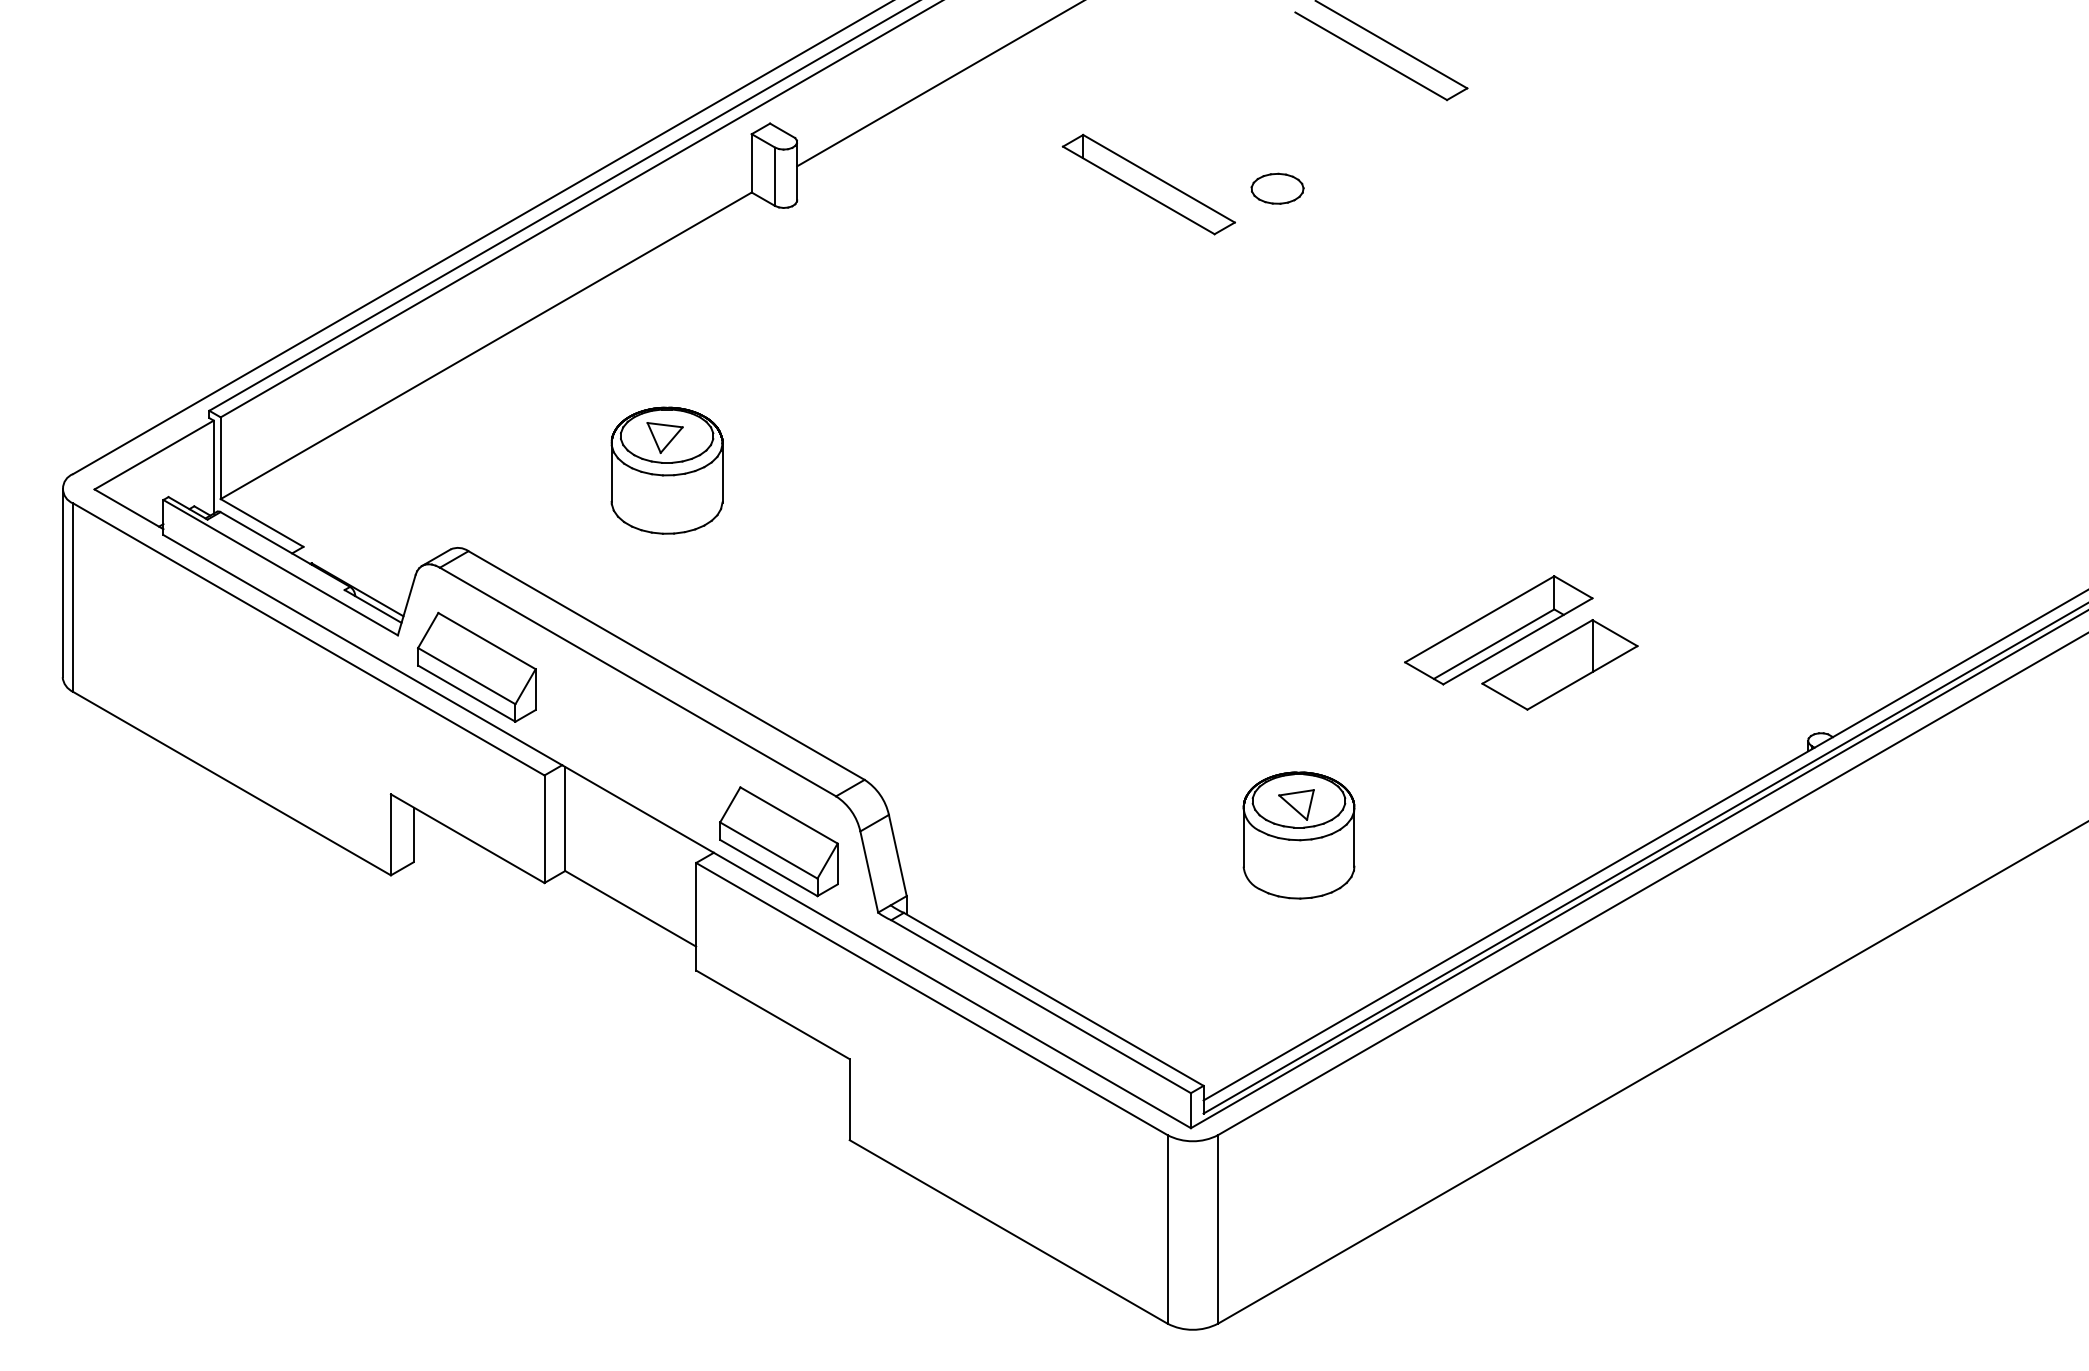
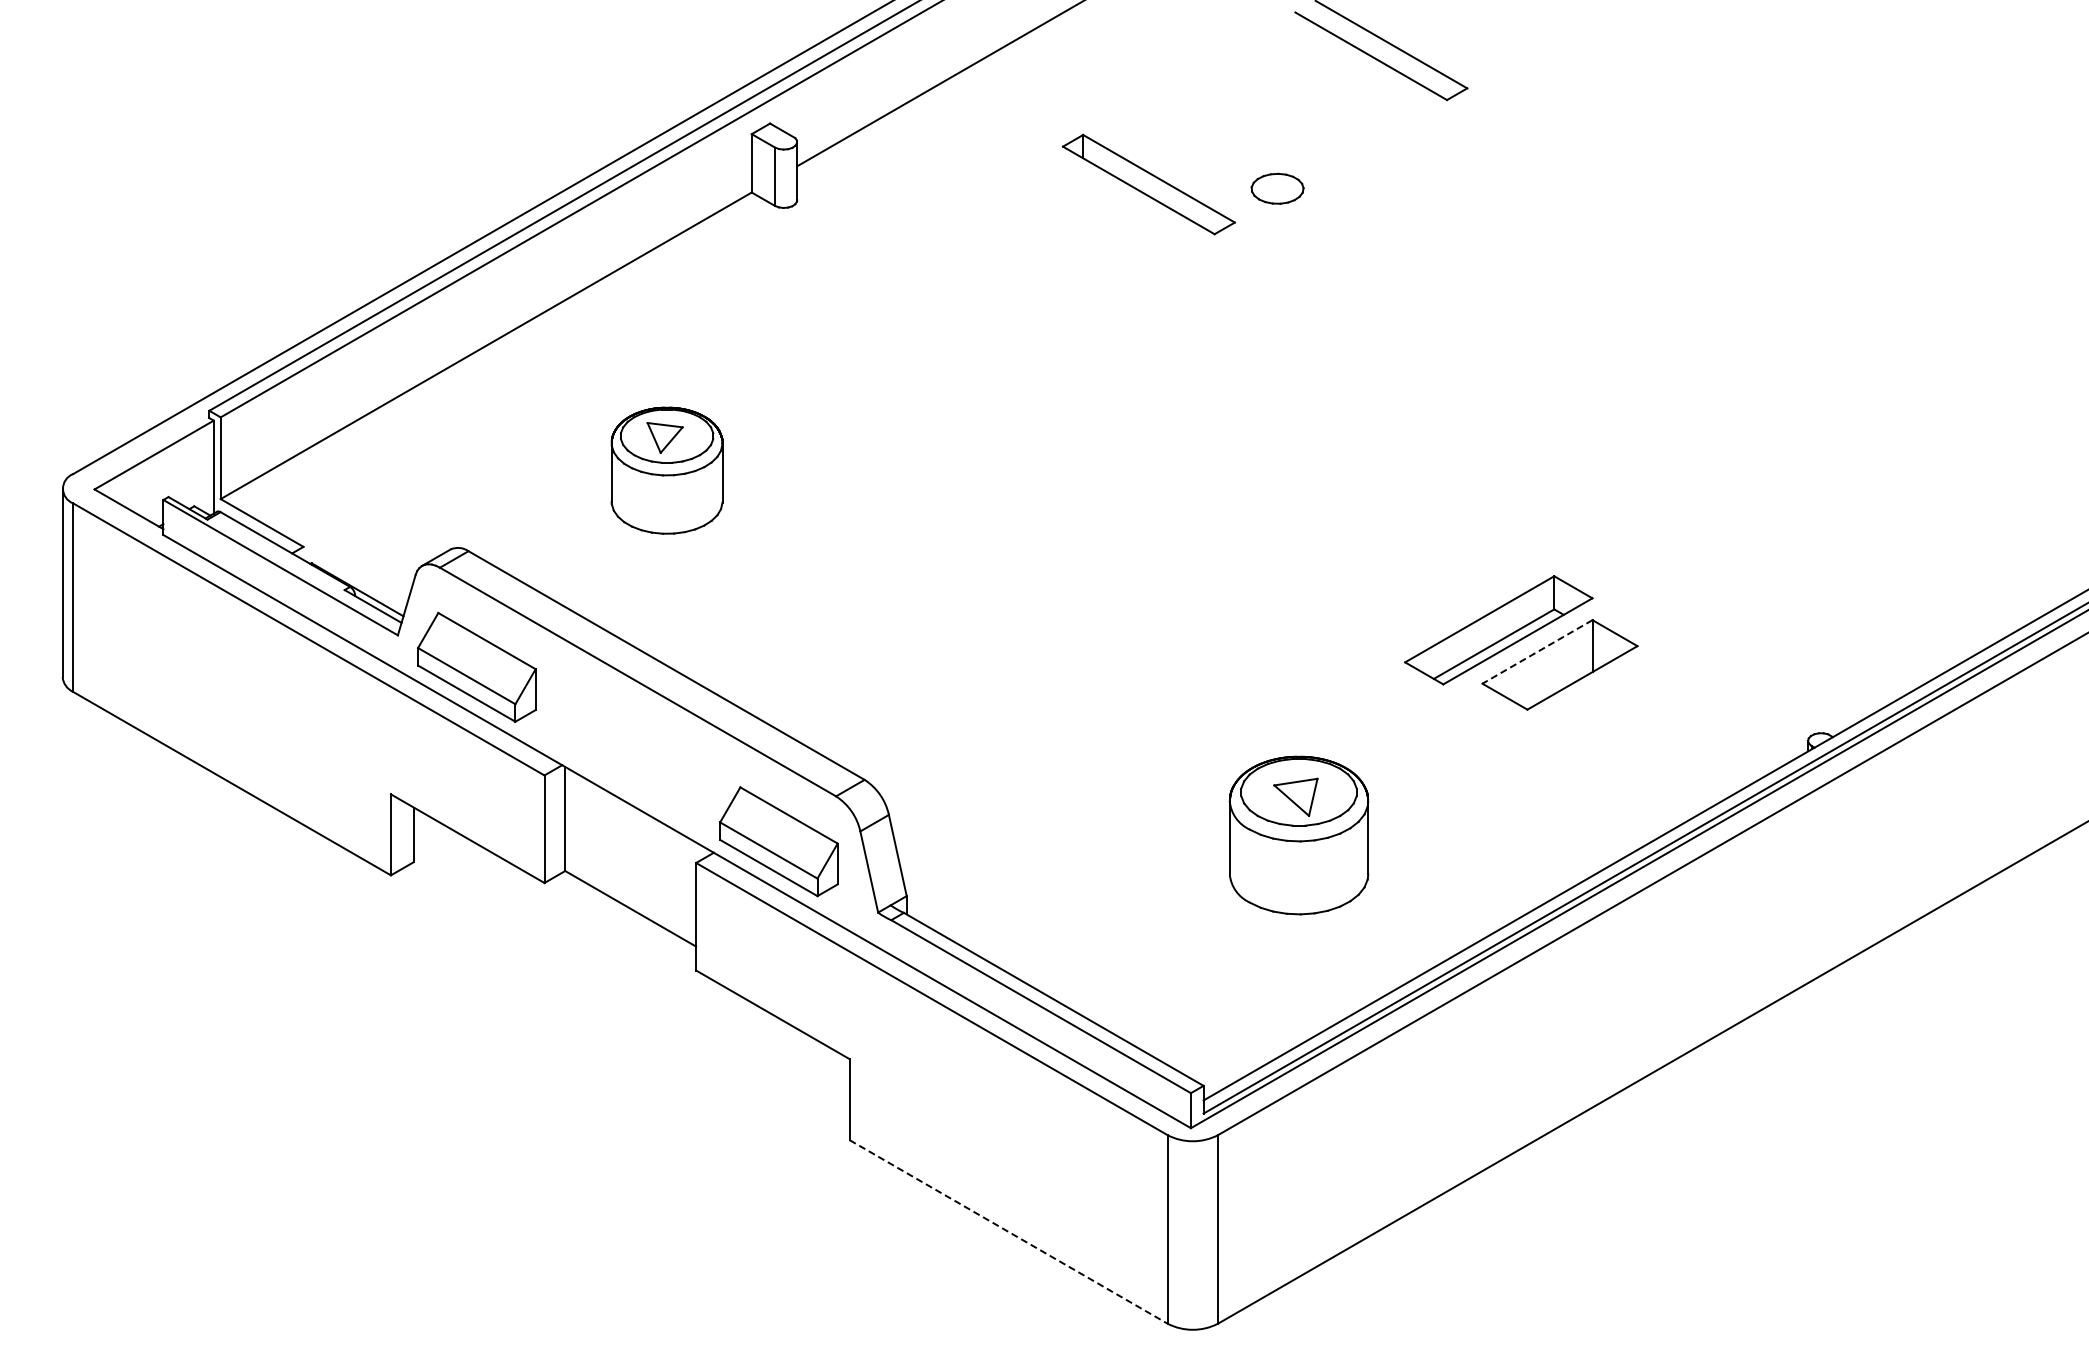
line: solid -> dashed (1537, 651)
part size: 114x129 px -> 142x161 px (1298, 835)
line: solid -> dashed (1008, 1231)
